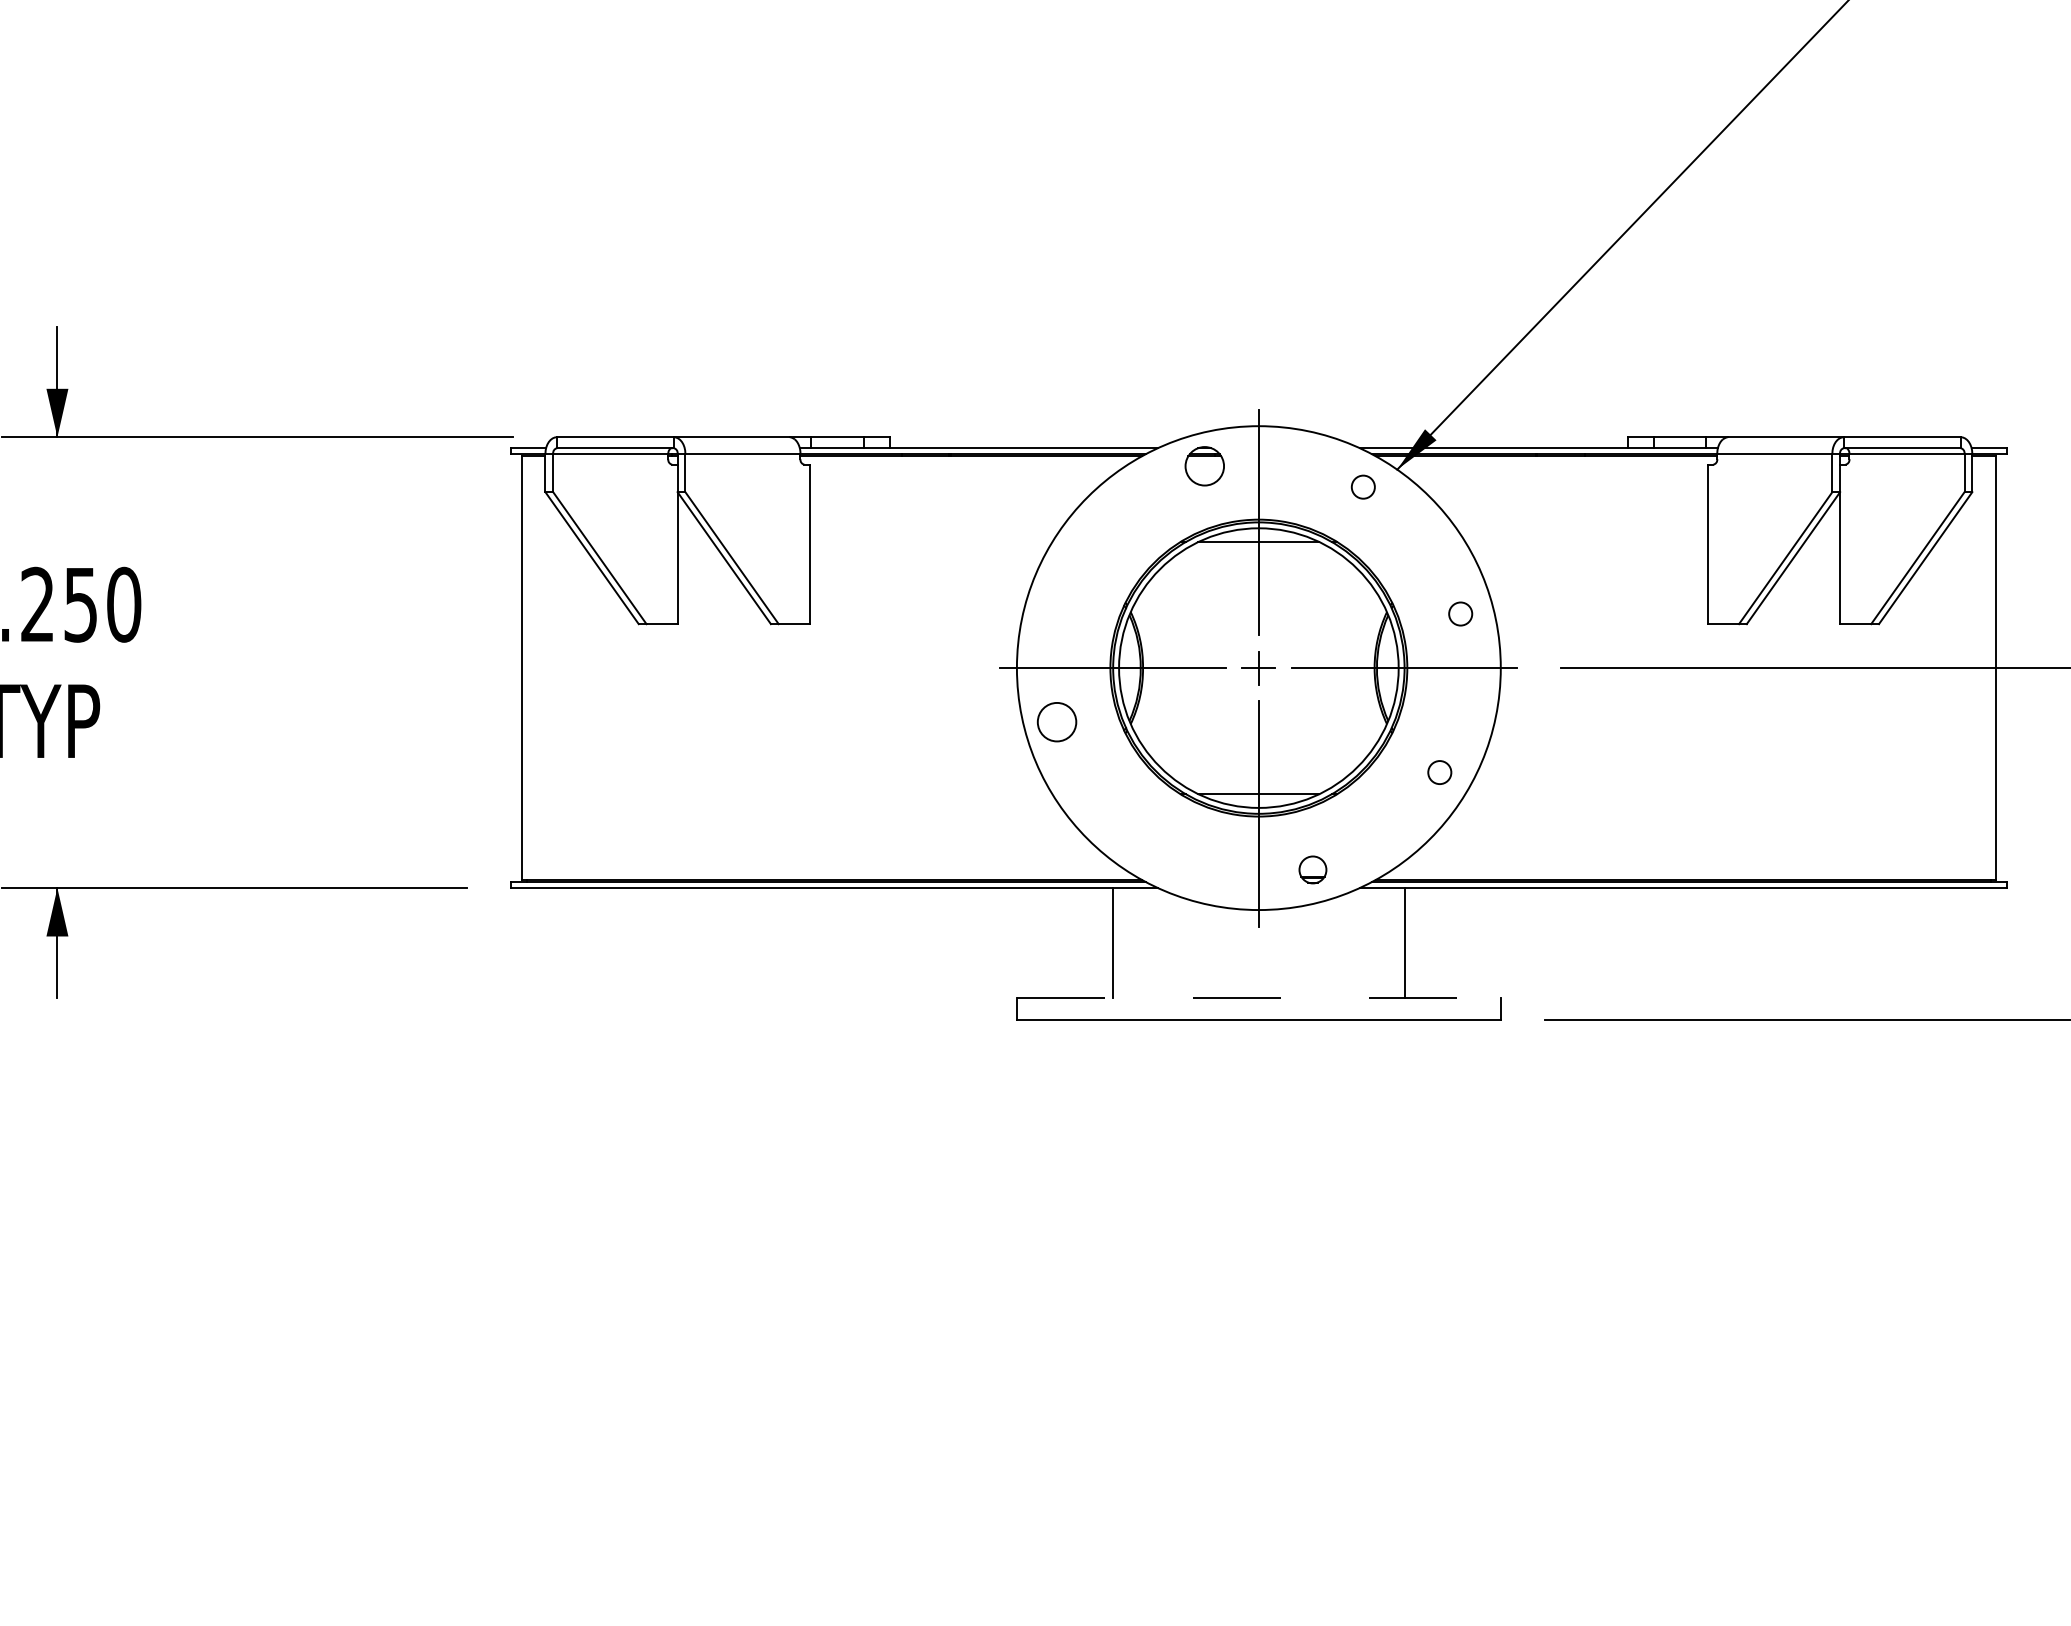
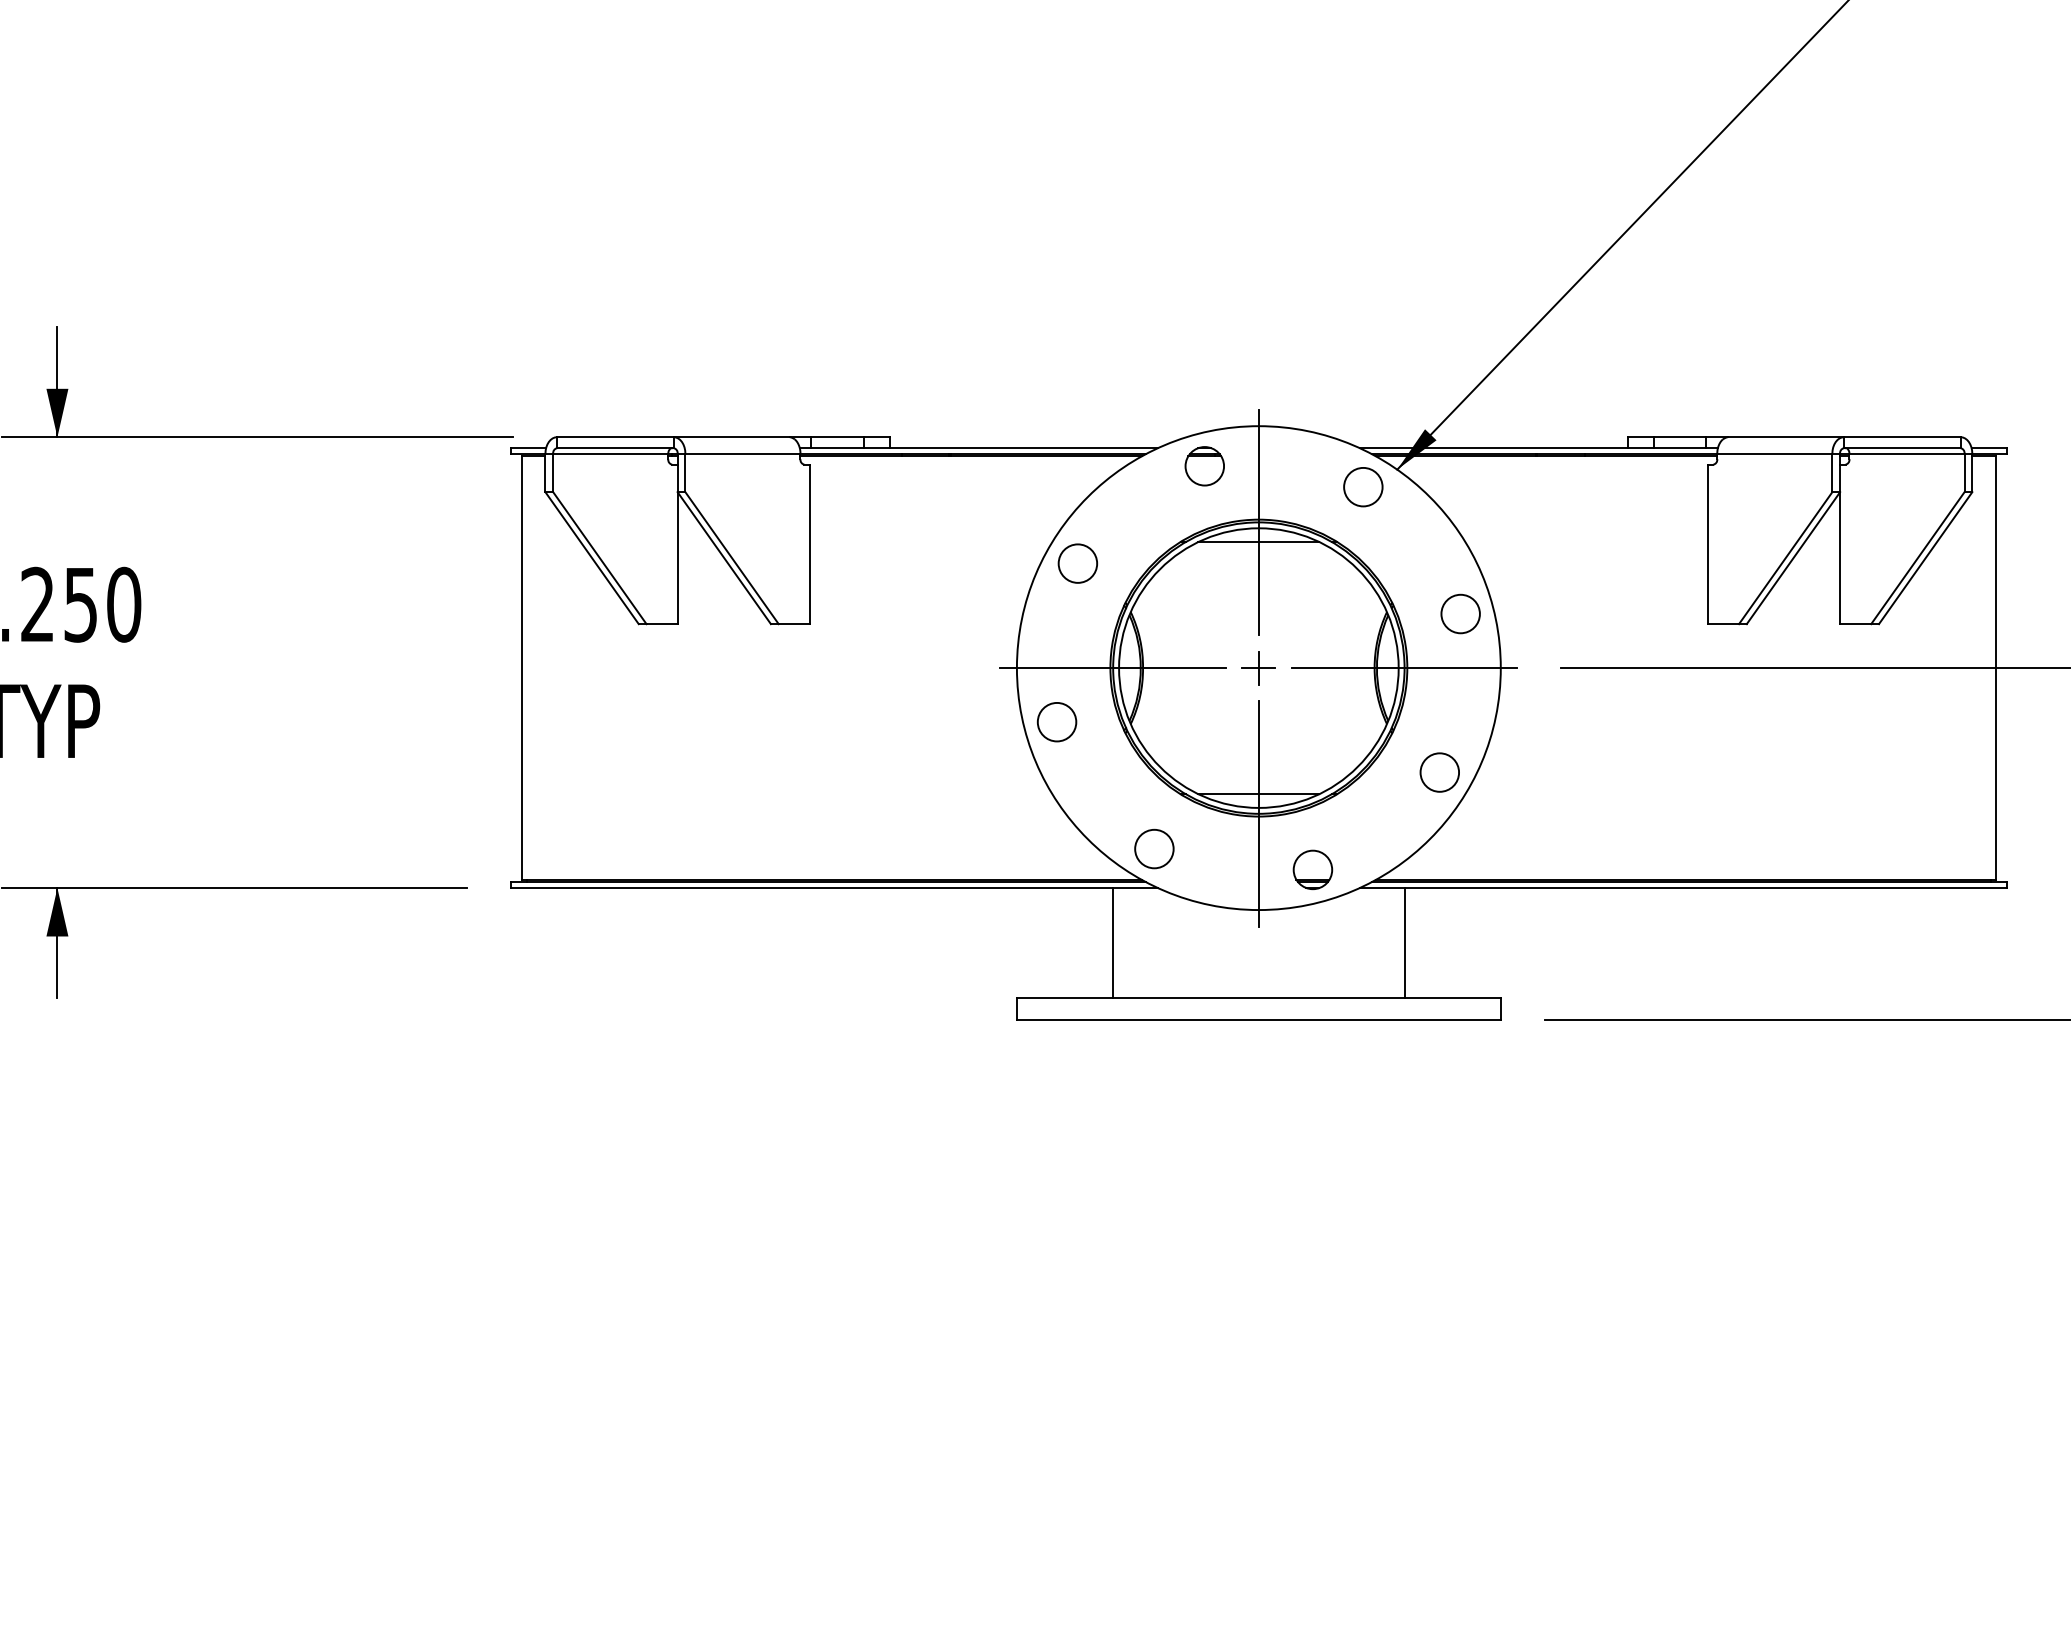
circle diameter: 23 px -> 38 px (1363, 486)
circle: none -> present (1077, 563)
circle diameter: 23 px -> 38 px (1460, 613)
circle diameter: 23 px -> 38 px (1439, 772)
circle: none -> present (1154, 848)
part size: 30x30 px -> 42x42 px (1312, 869)
line: dashed -> solid (1258, 998)
